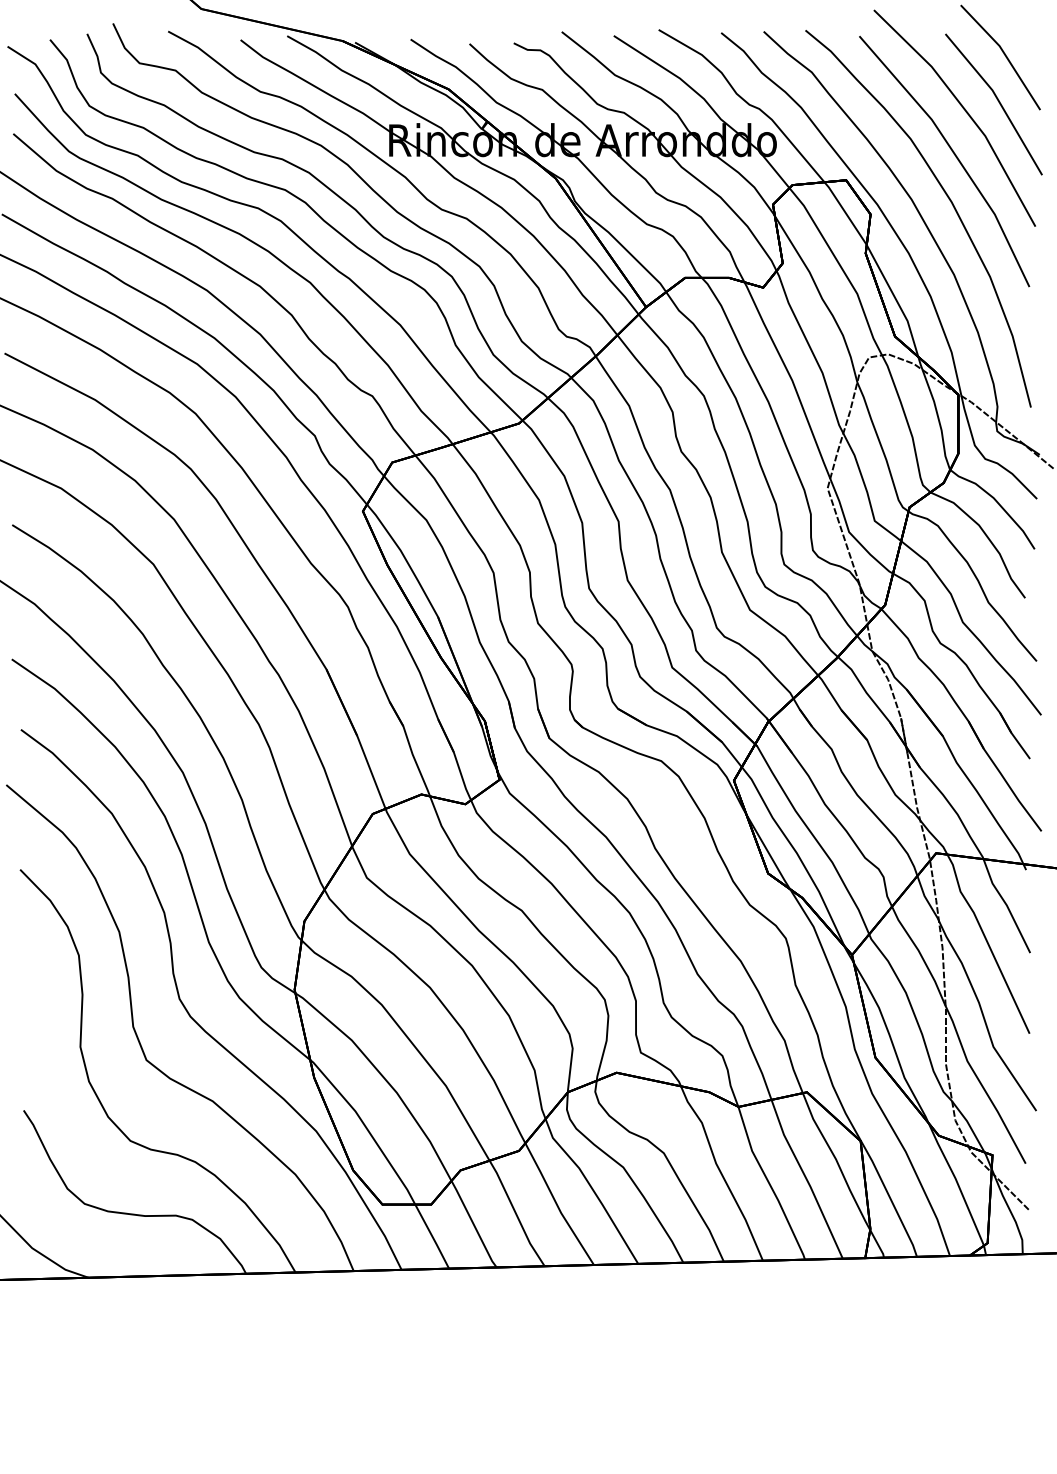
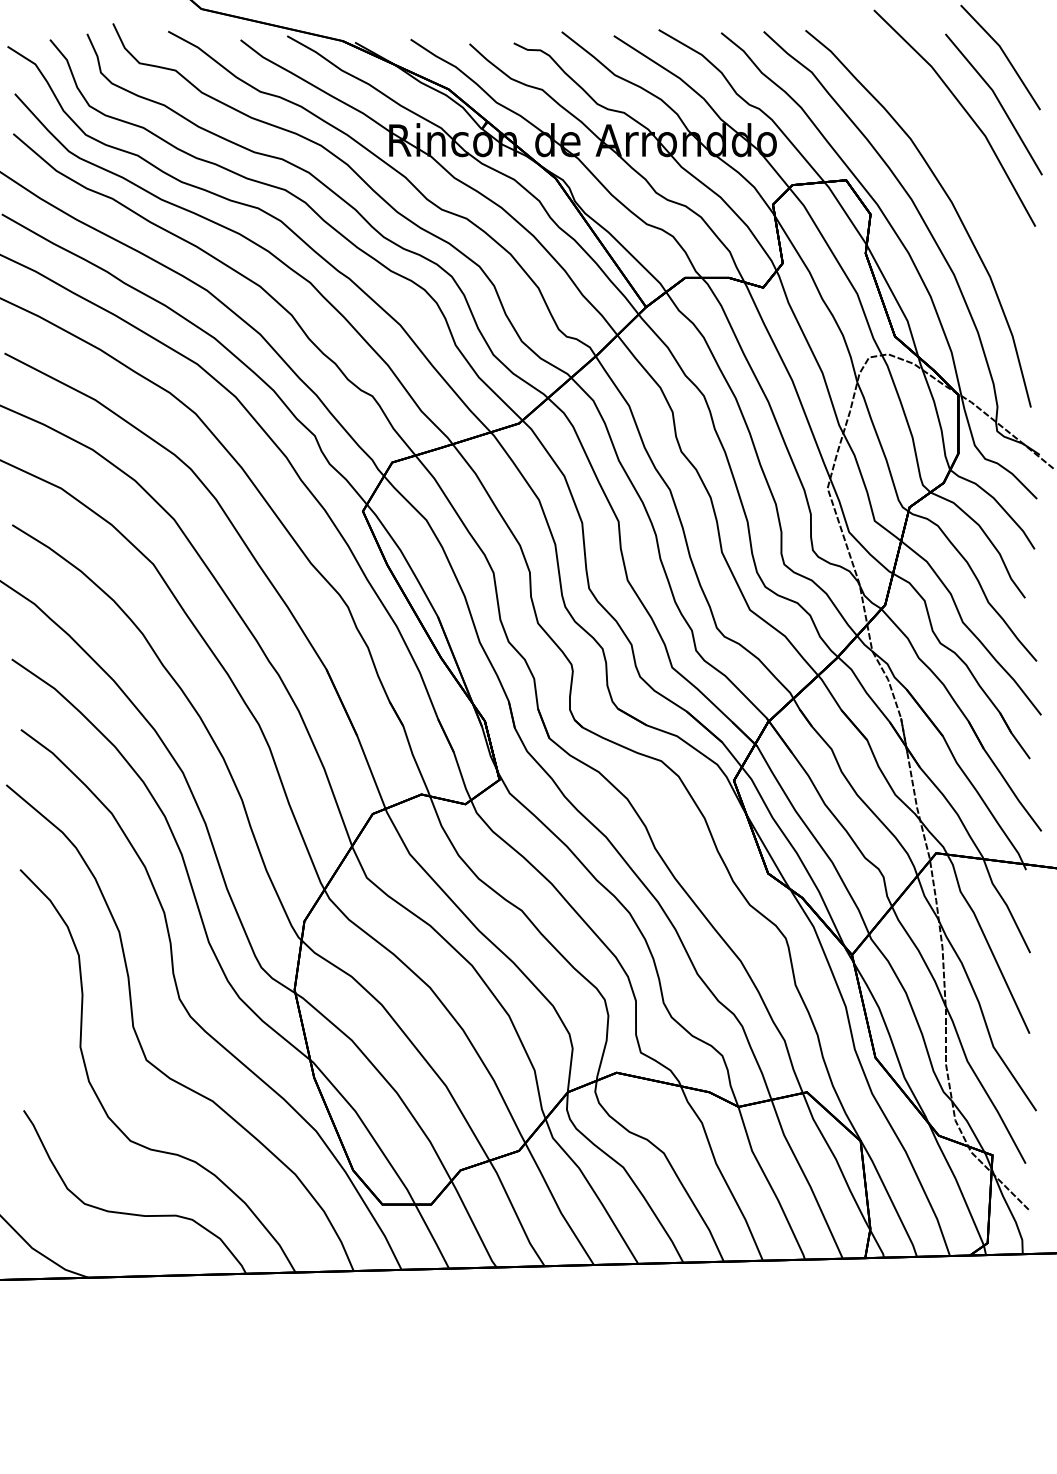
line: present -> none (953, 154)
